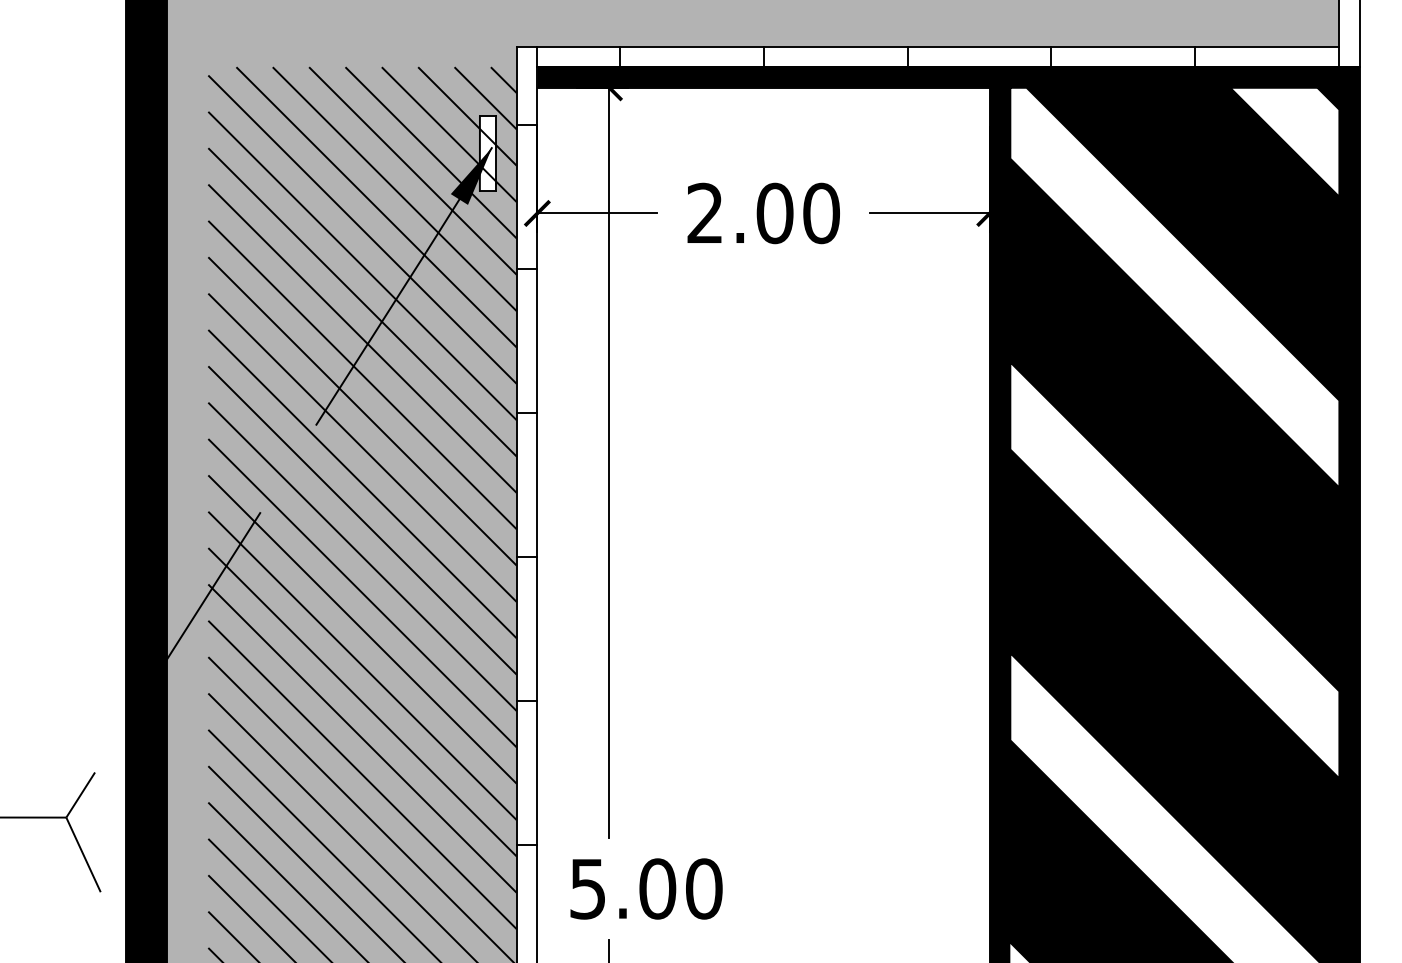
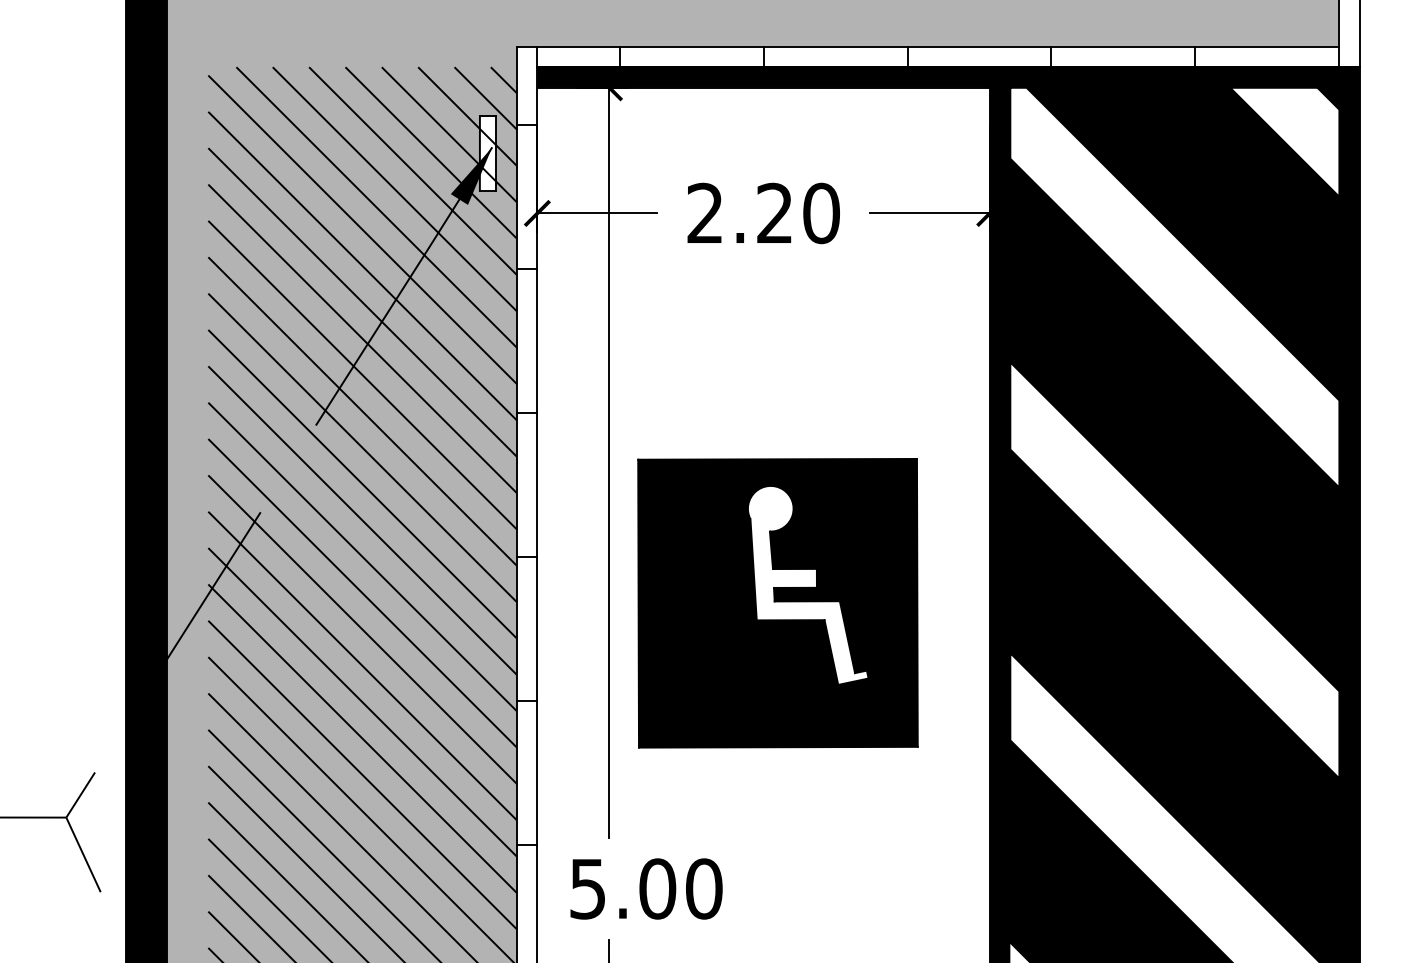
text: 2.00 -> 2.20 (774, 213)
part: none -> present (777, 603)
